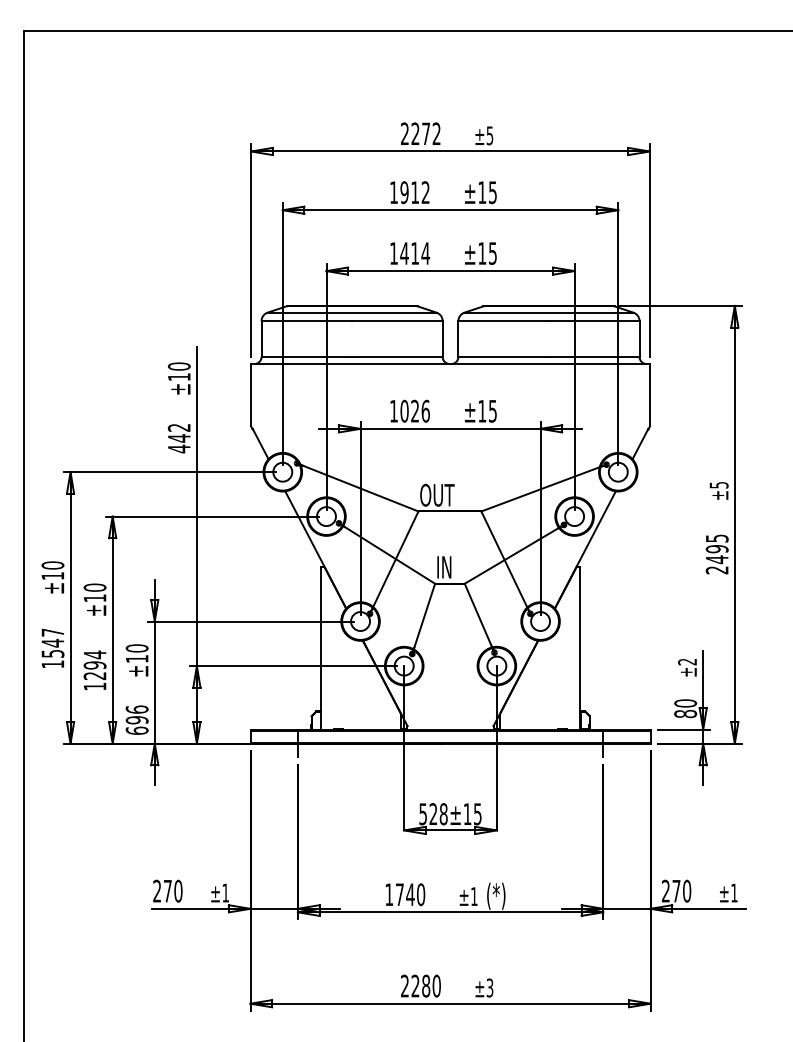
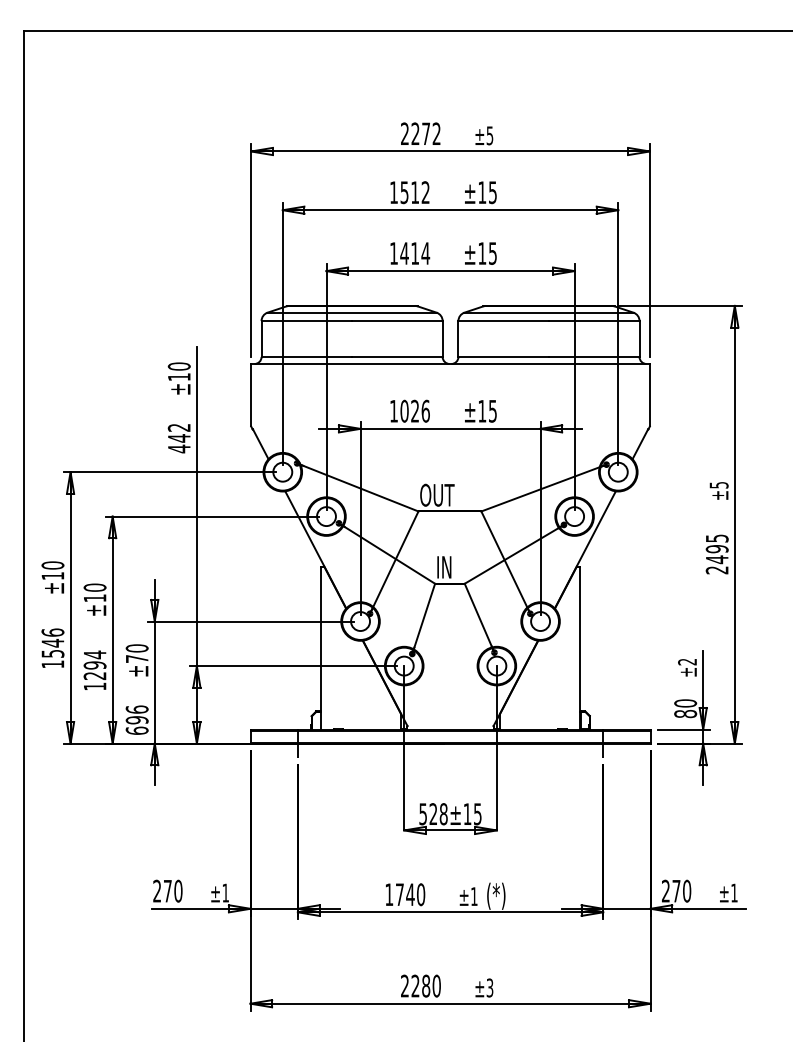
text: 1912 -> 1512 (404, 192)
text: 1547 -> 1546 (52, 632)
text: ±10 -> ±70 (137, 658)
